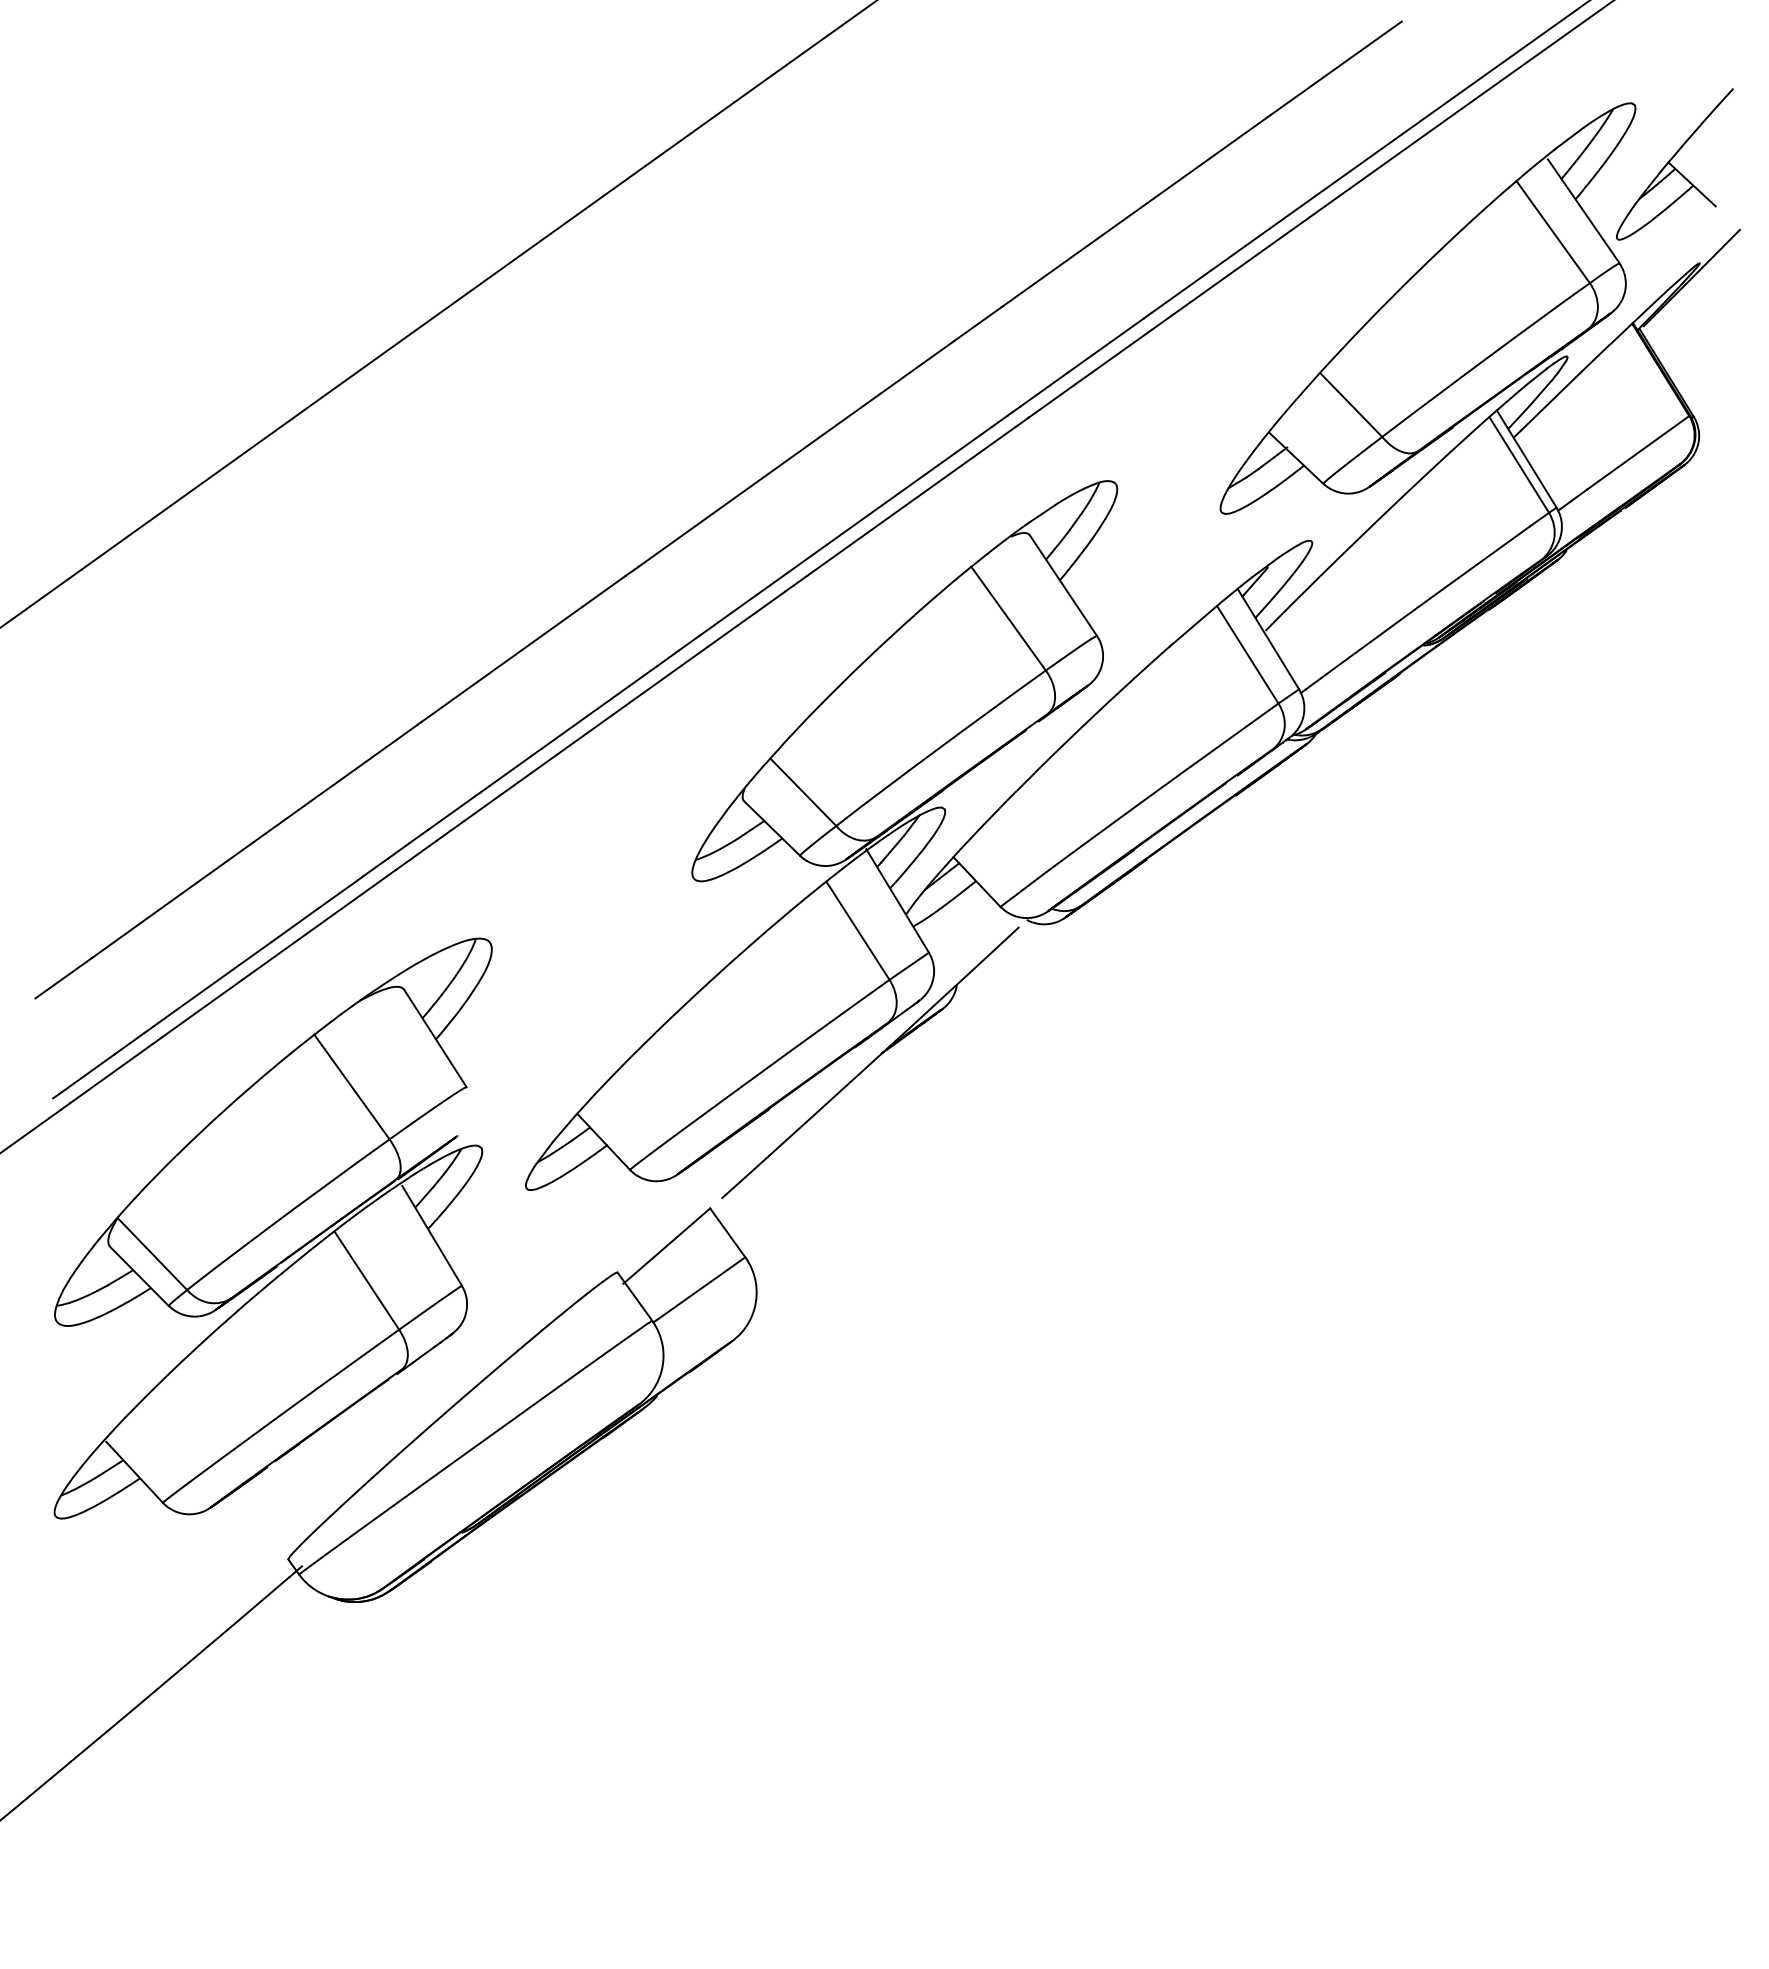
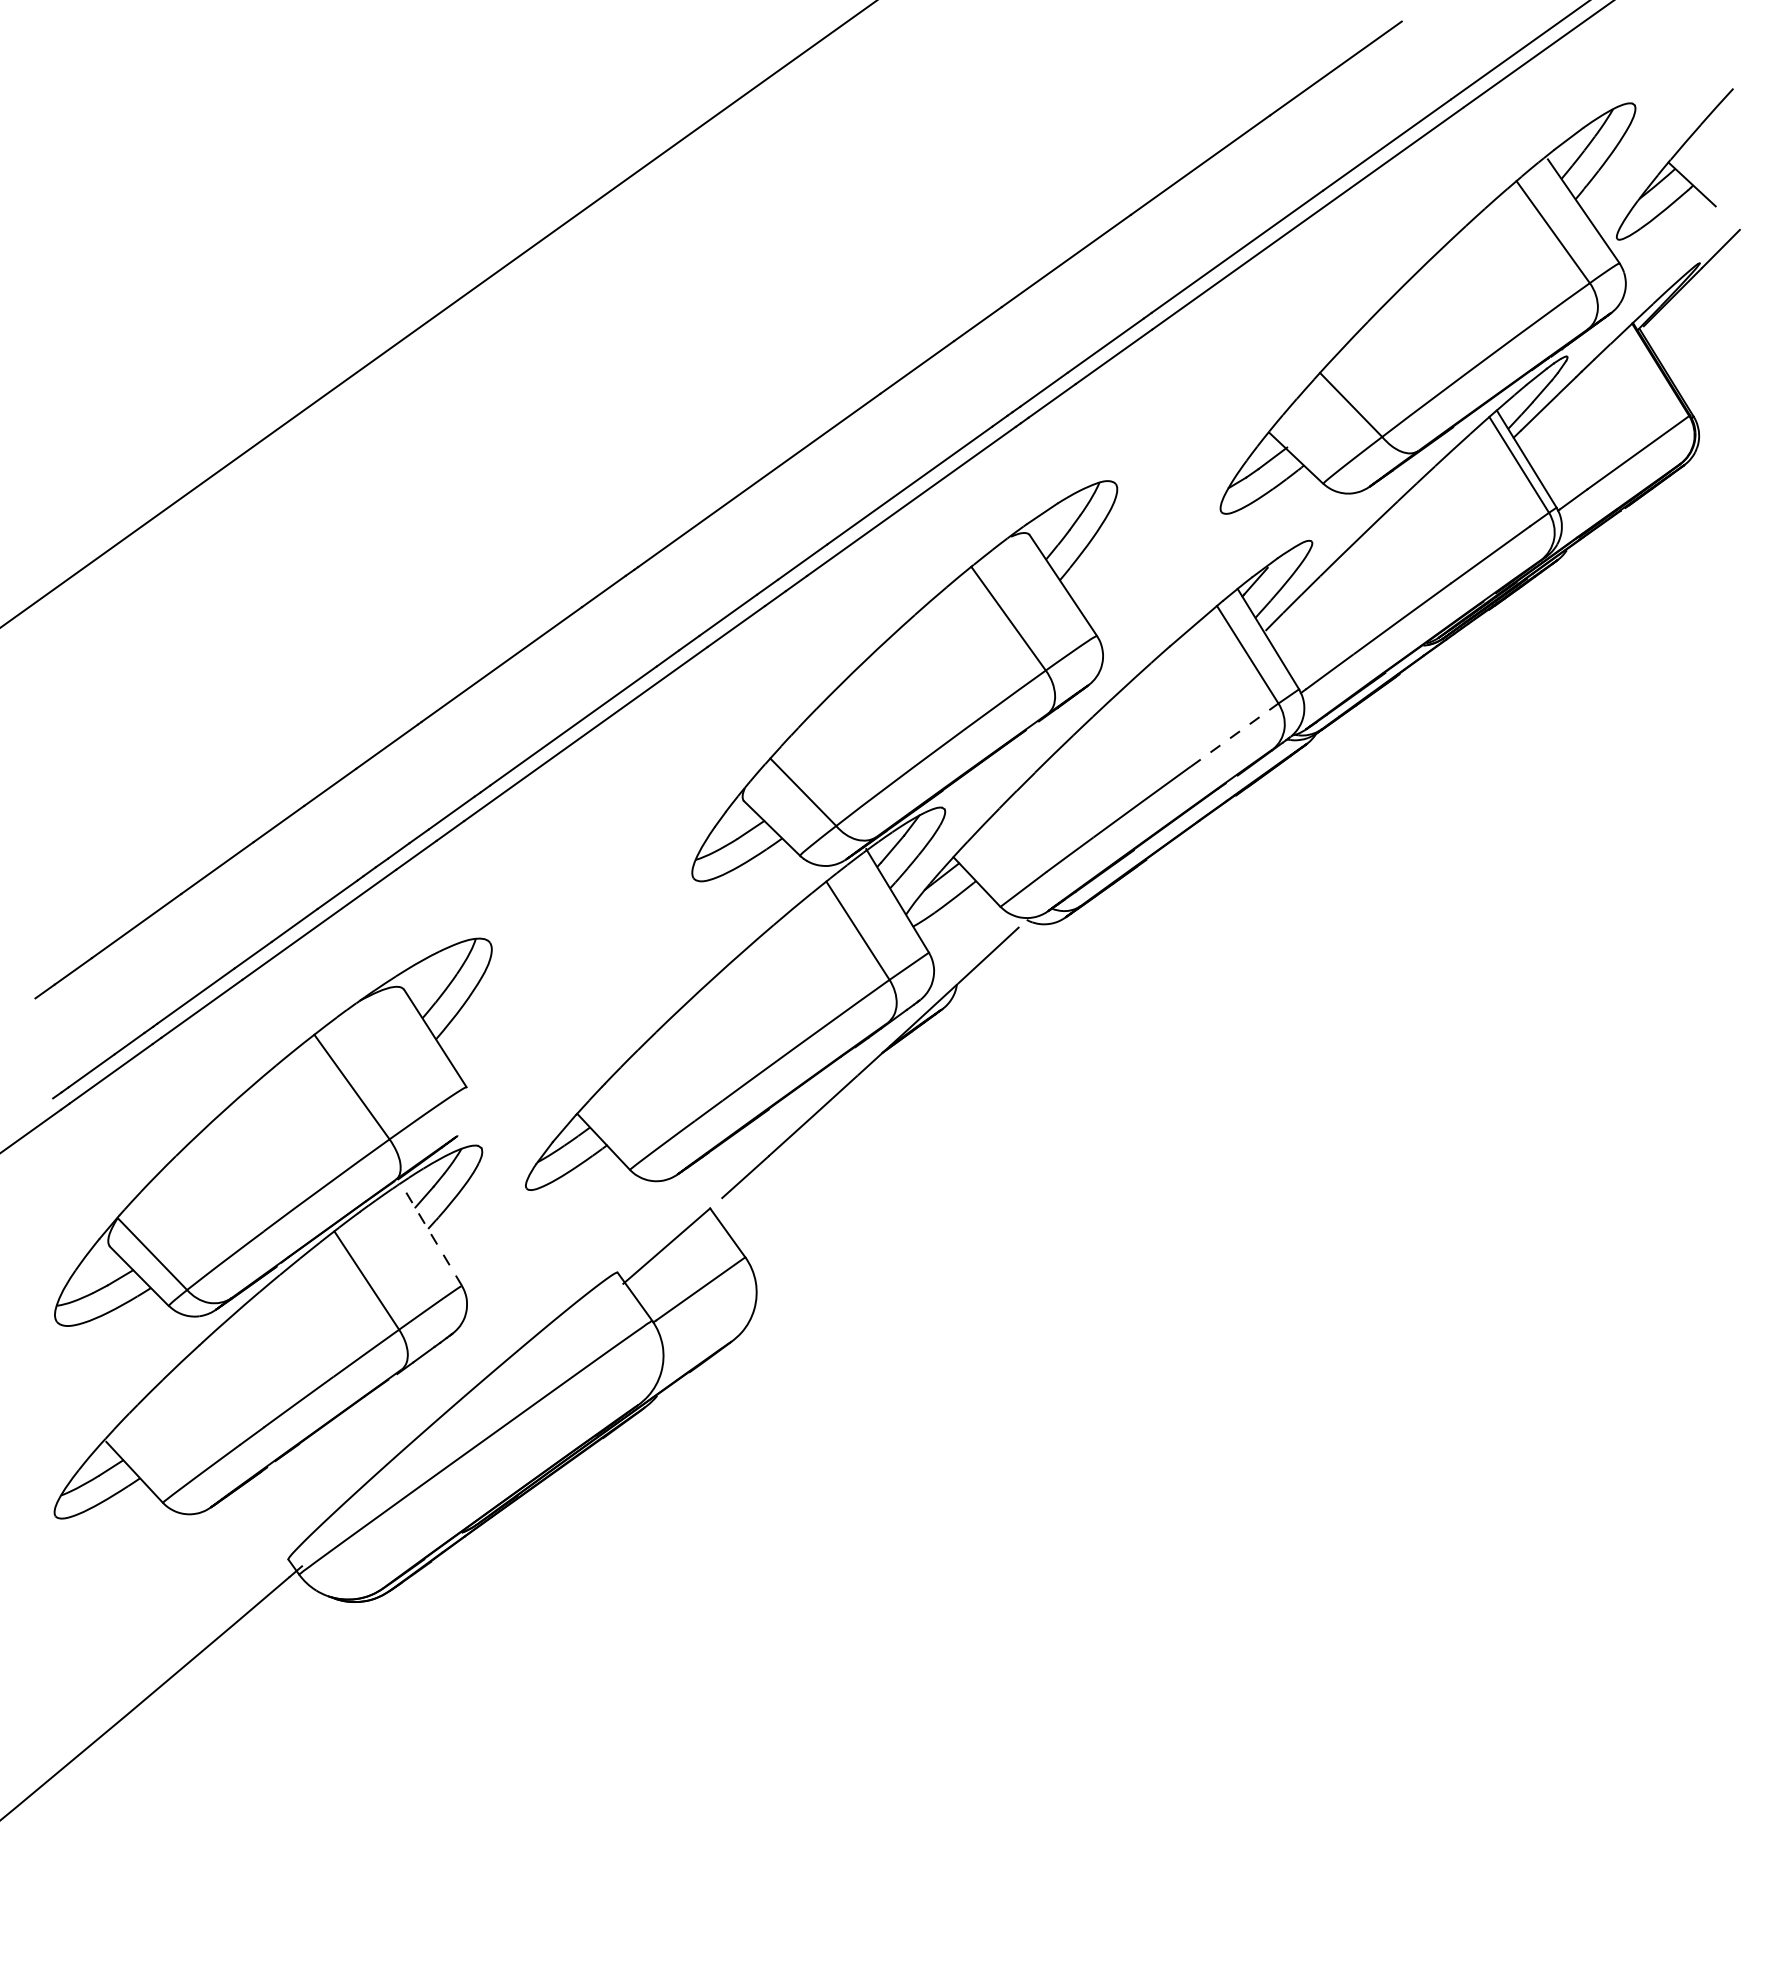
line: solid -> dashed (1234, 735)
line: solid -> dashed (431, 1235)
